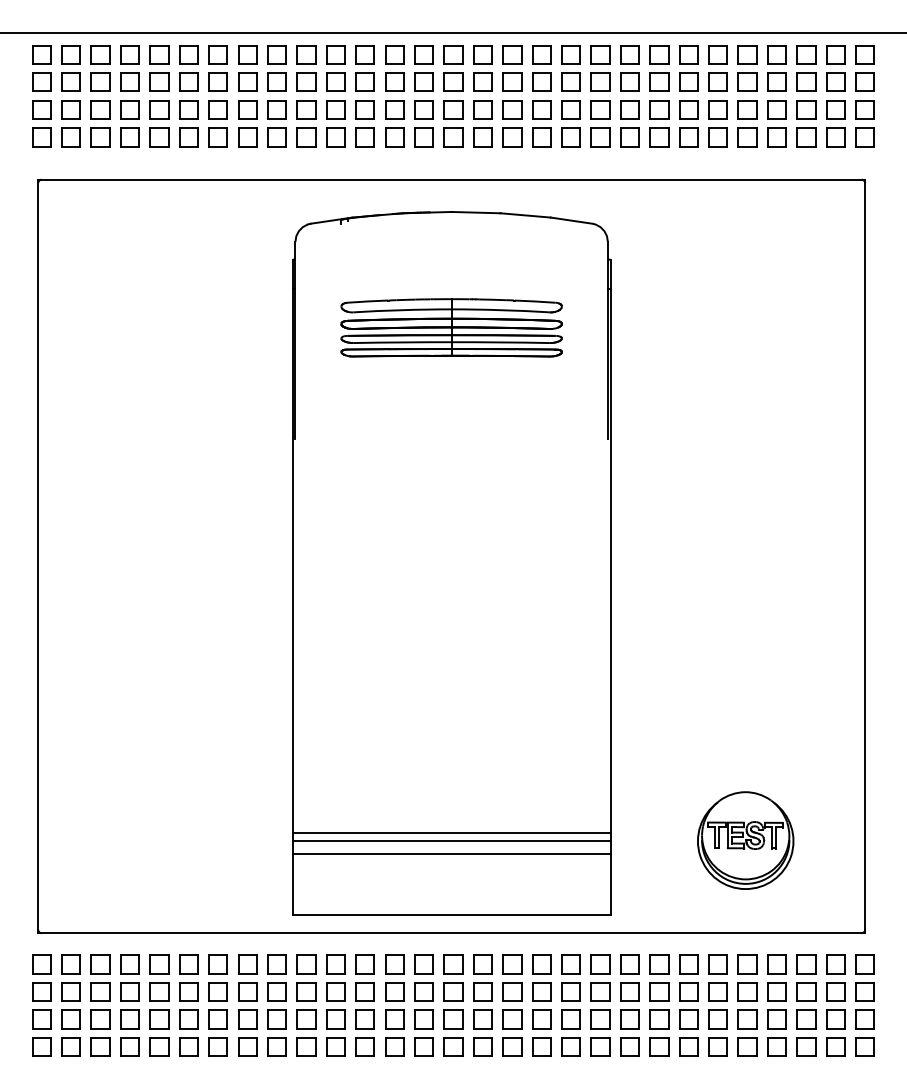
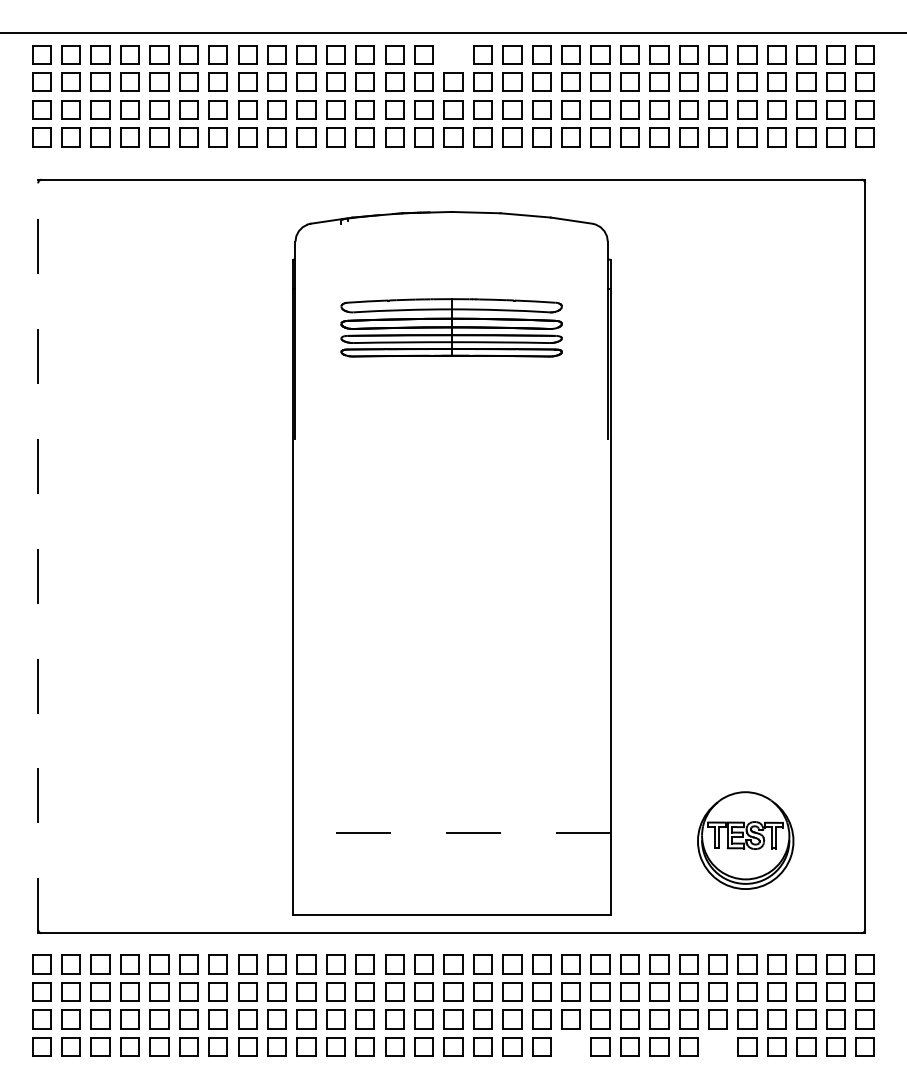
part: present -> none (453, 54)
line: solid -> dashed (38, 556)
line: solid -> dashed (451, 832)
line: present -> none (451, 841)
line: present -> none (451, 854)
part: present -> none (570, 1046)
part: present -> none (717, 1046)
